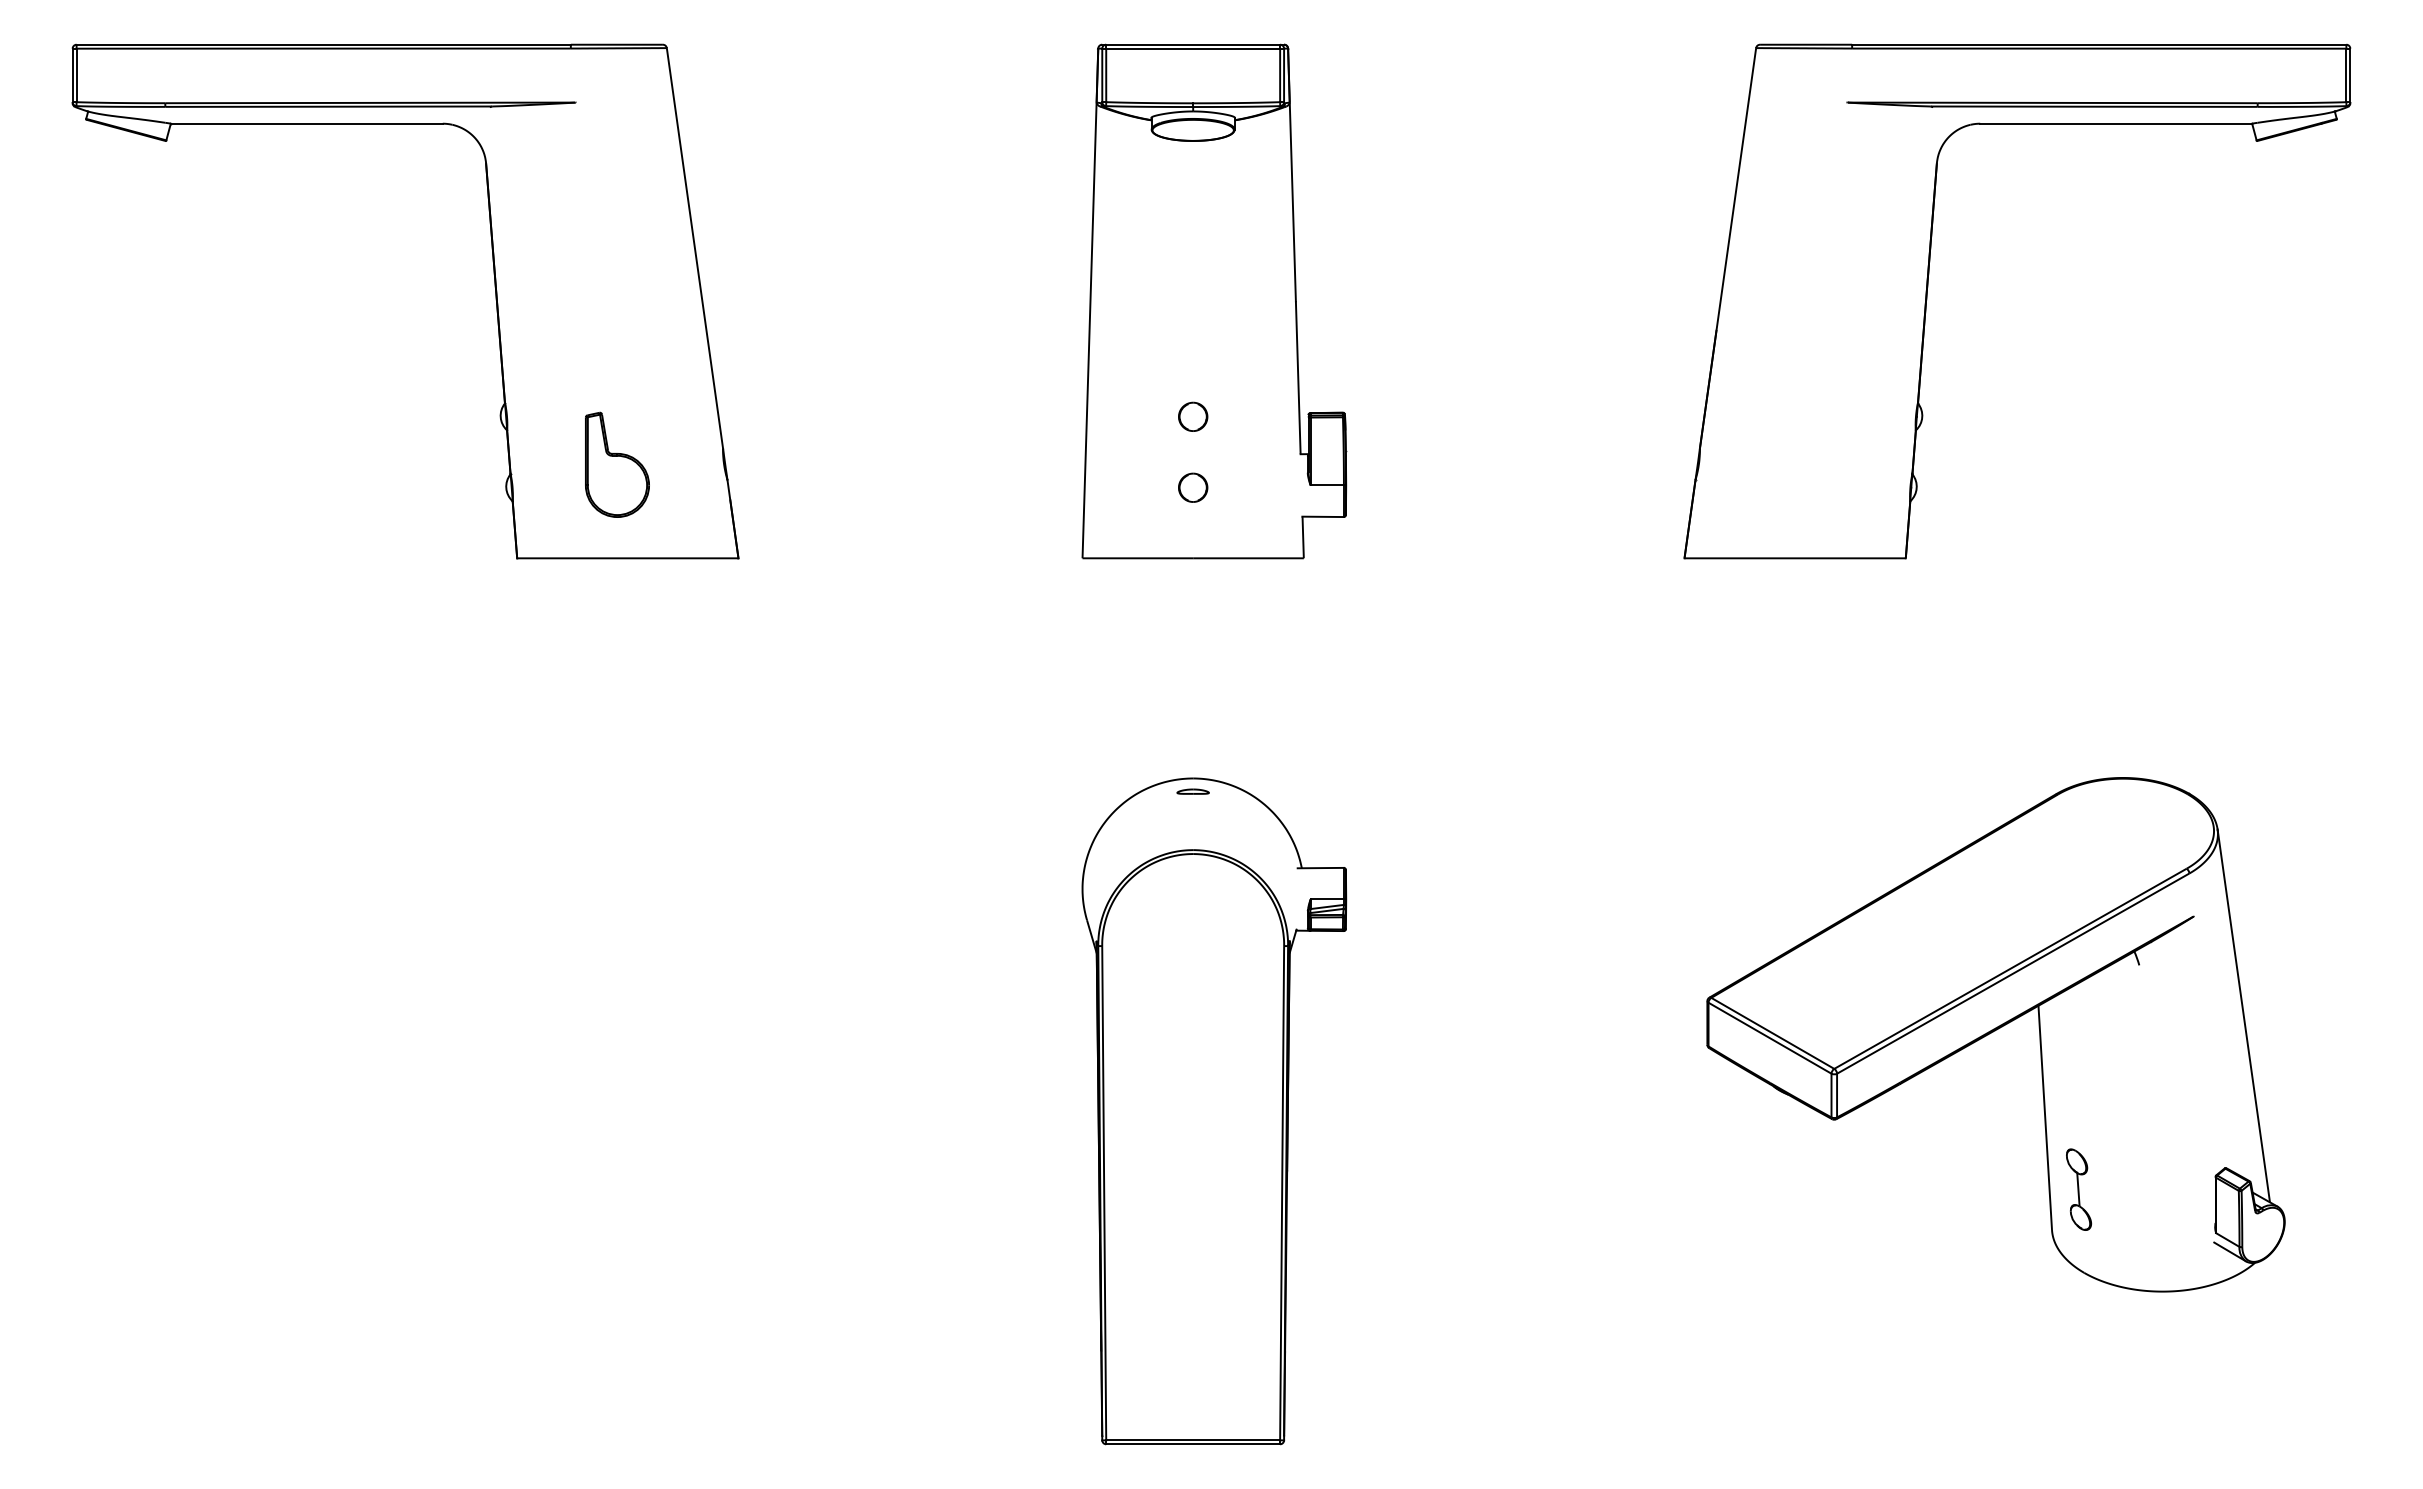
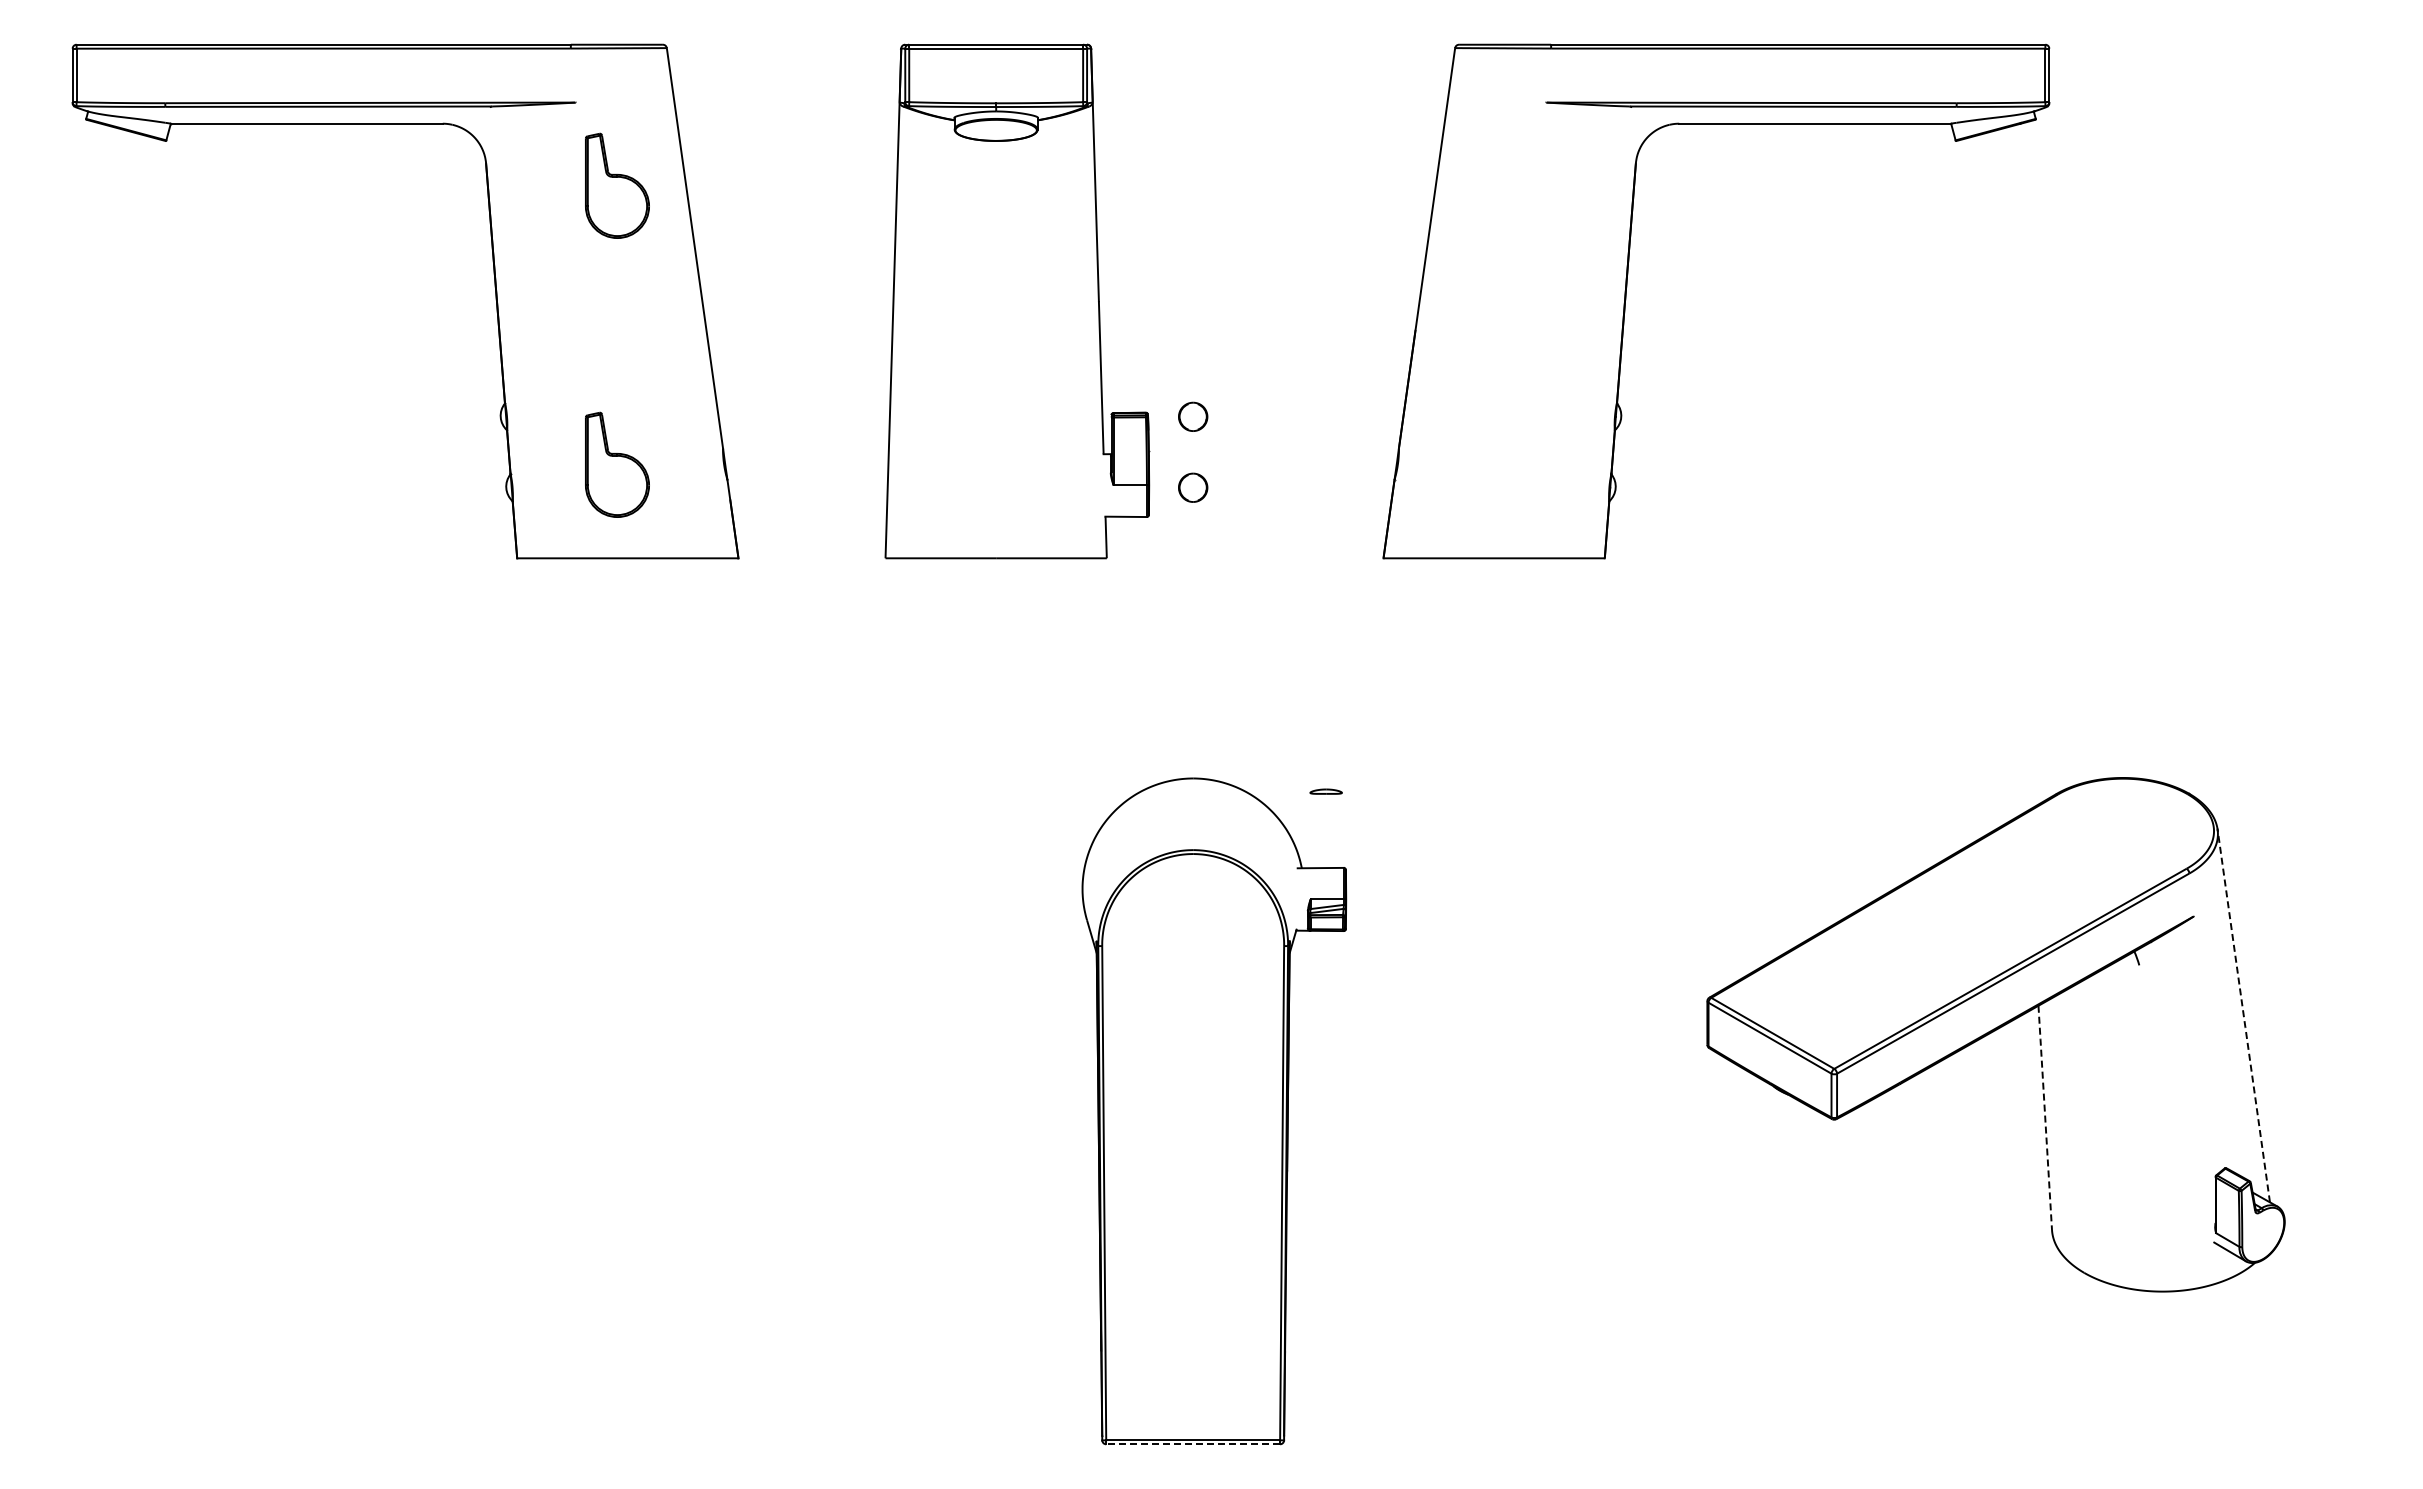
part: none -> present (617, 185)
part position: (1927, 300) -> (1626, 300) (1626, 300)
part position: (1214, 301) -> (1017, 301) (1017, 301)
part position: (1192, 791) -> (1325, 791) (1325, 791)
line: solid -> dashed (2243, 1015)
line: solid -> dashed (2045, 1117)
part: present -> none (2079, 1189)
line: solid -> dashed (1193, 1444)
